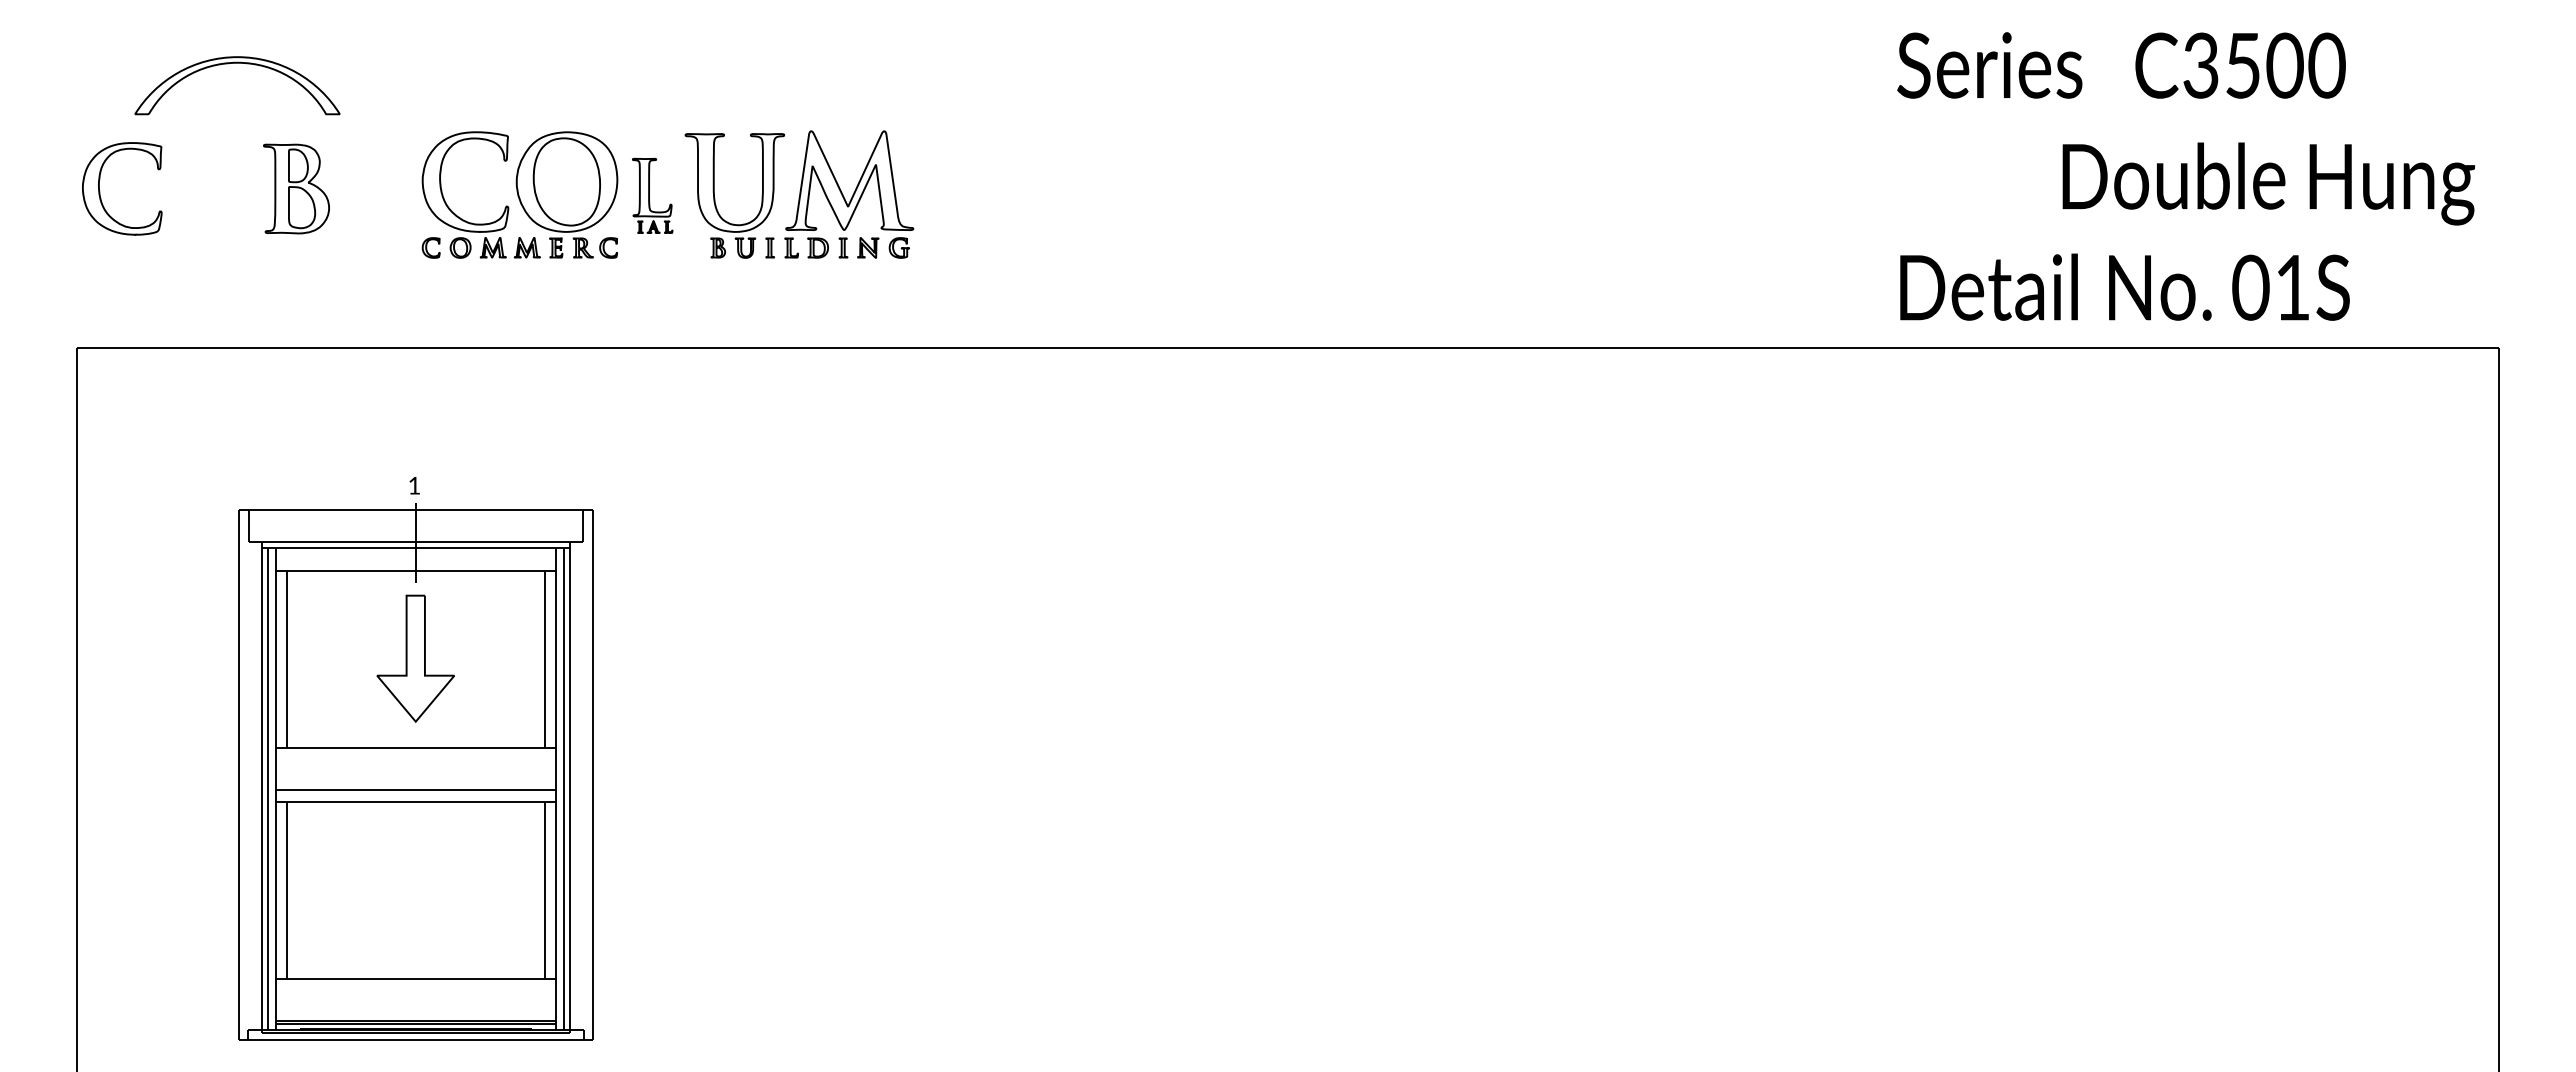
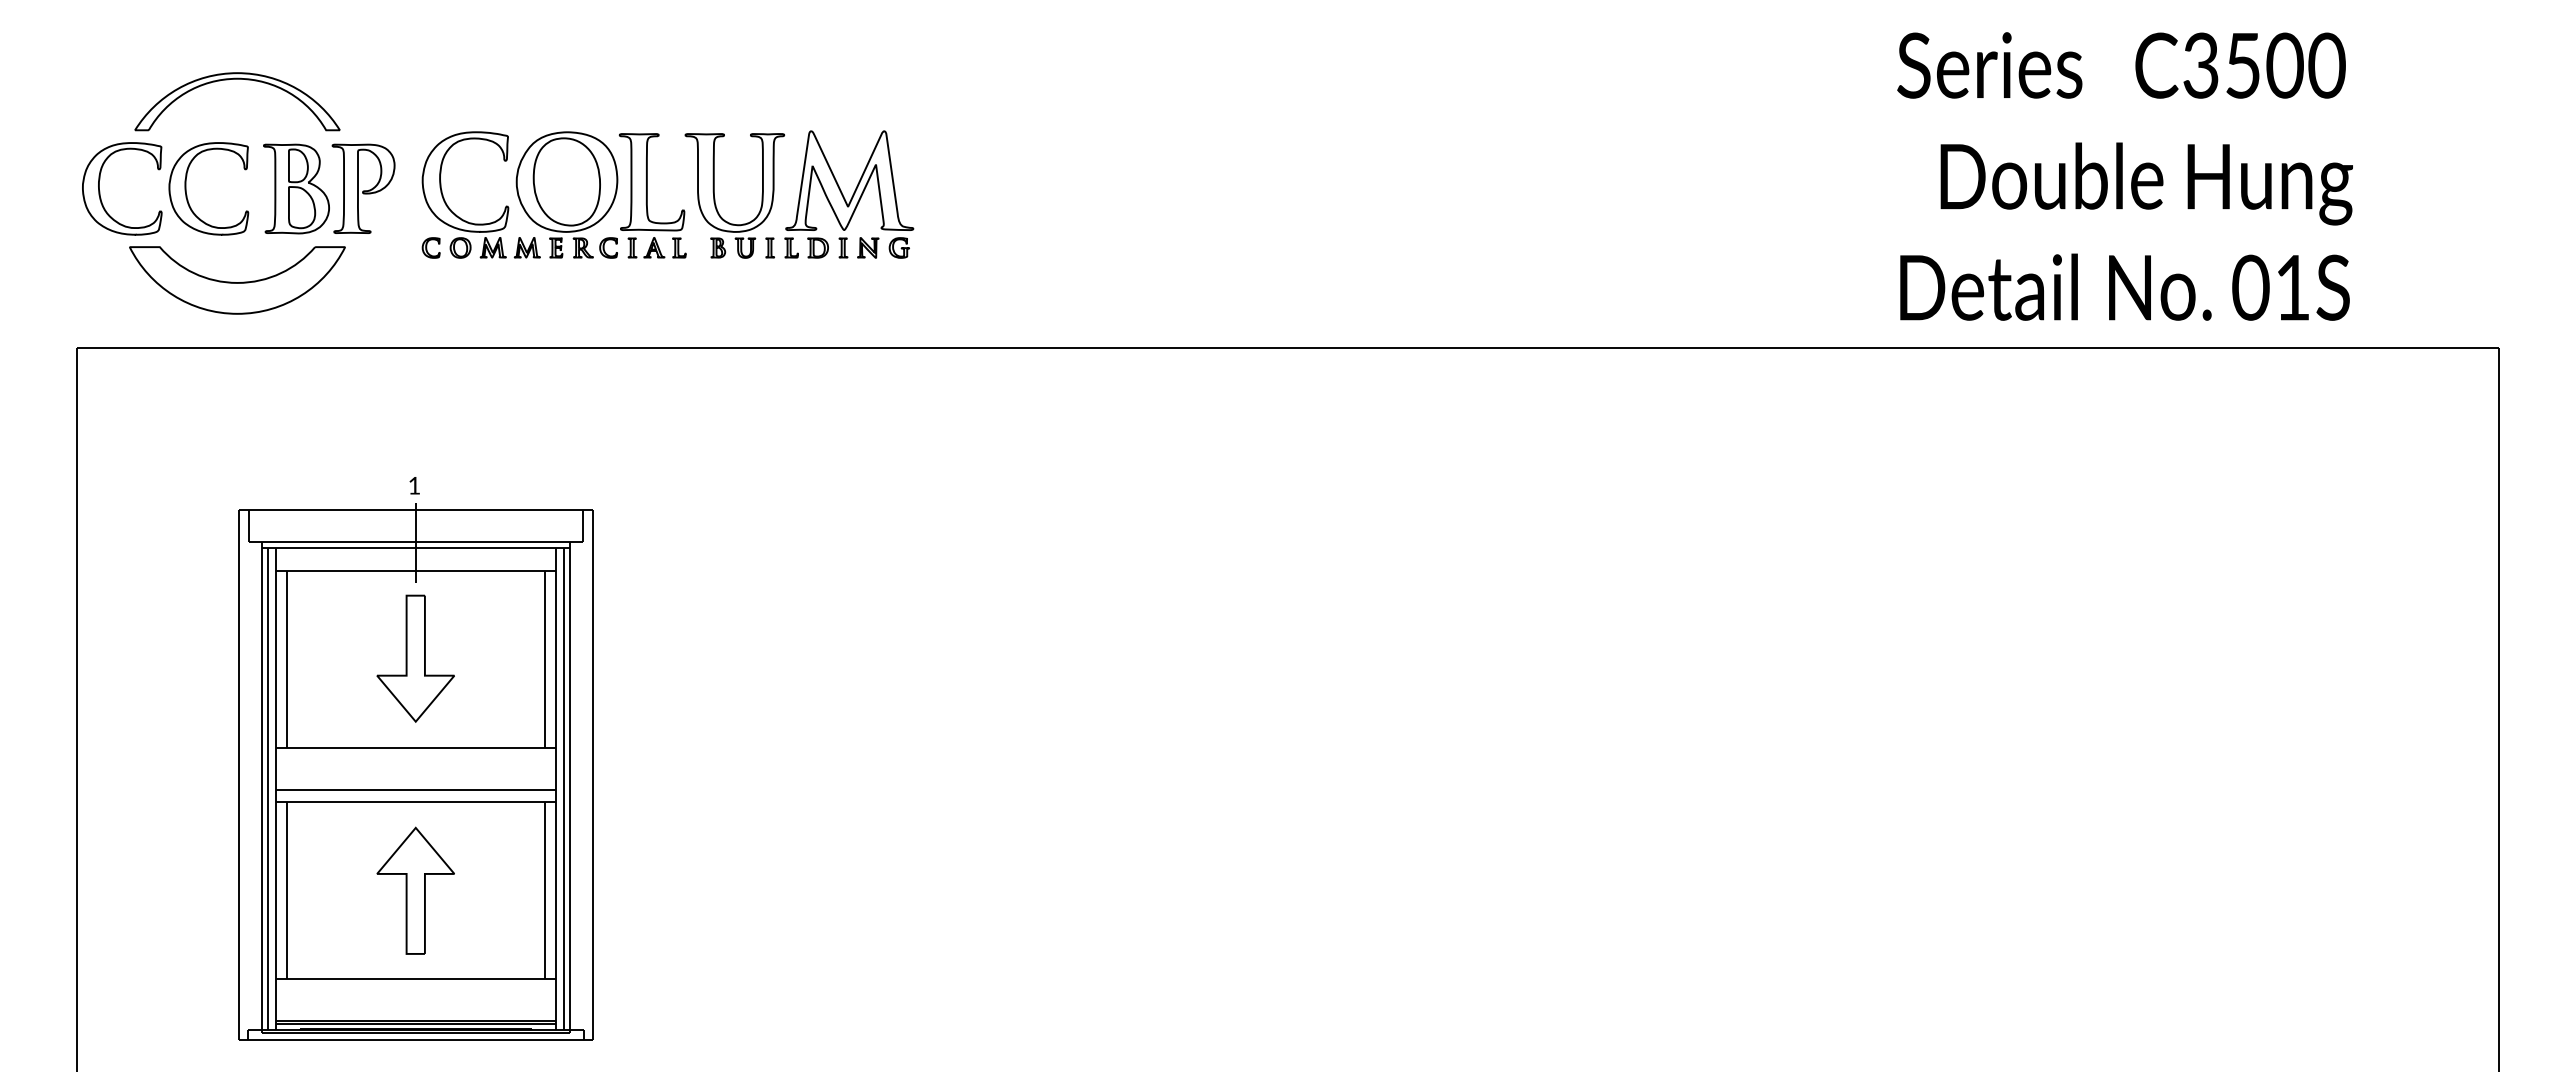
part position: (237, 63) -> (237, 79) (237, 79)
text position: (2268, 183) -> (2146, 183) (2146, 183)
part: none -> present (186, 188)
part: none -> present (363, 188)
part size: 42x77 px -> 69x126 px (652, 195)
part: none -> present (237, 280)
part: none -> present (415, 890)
